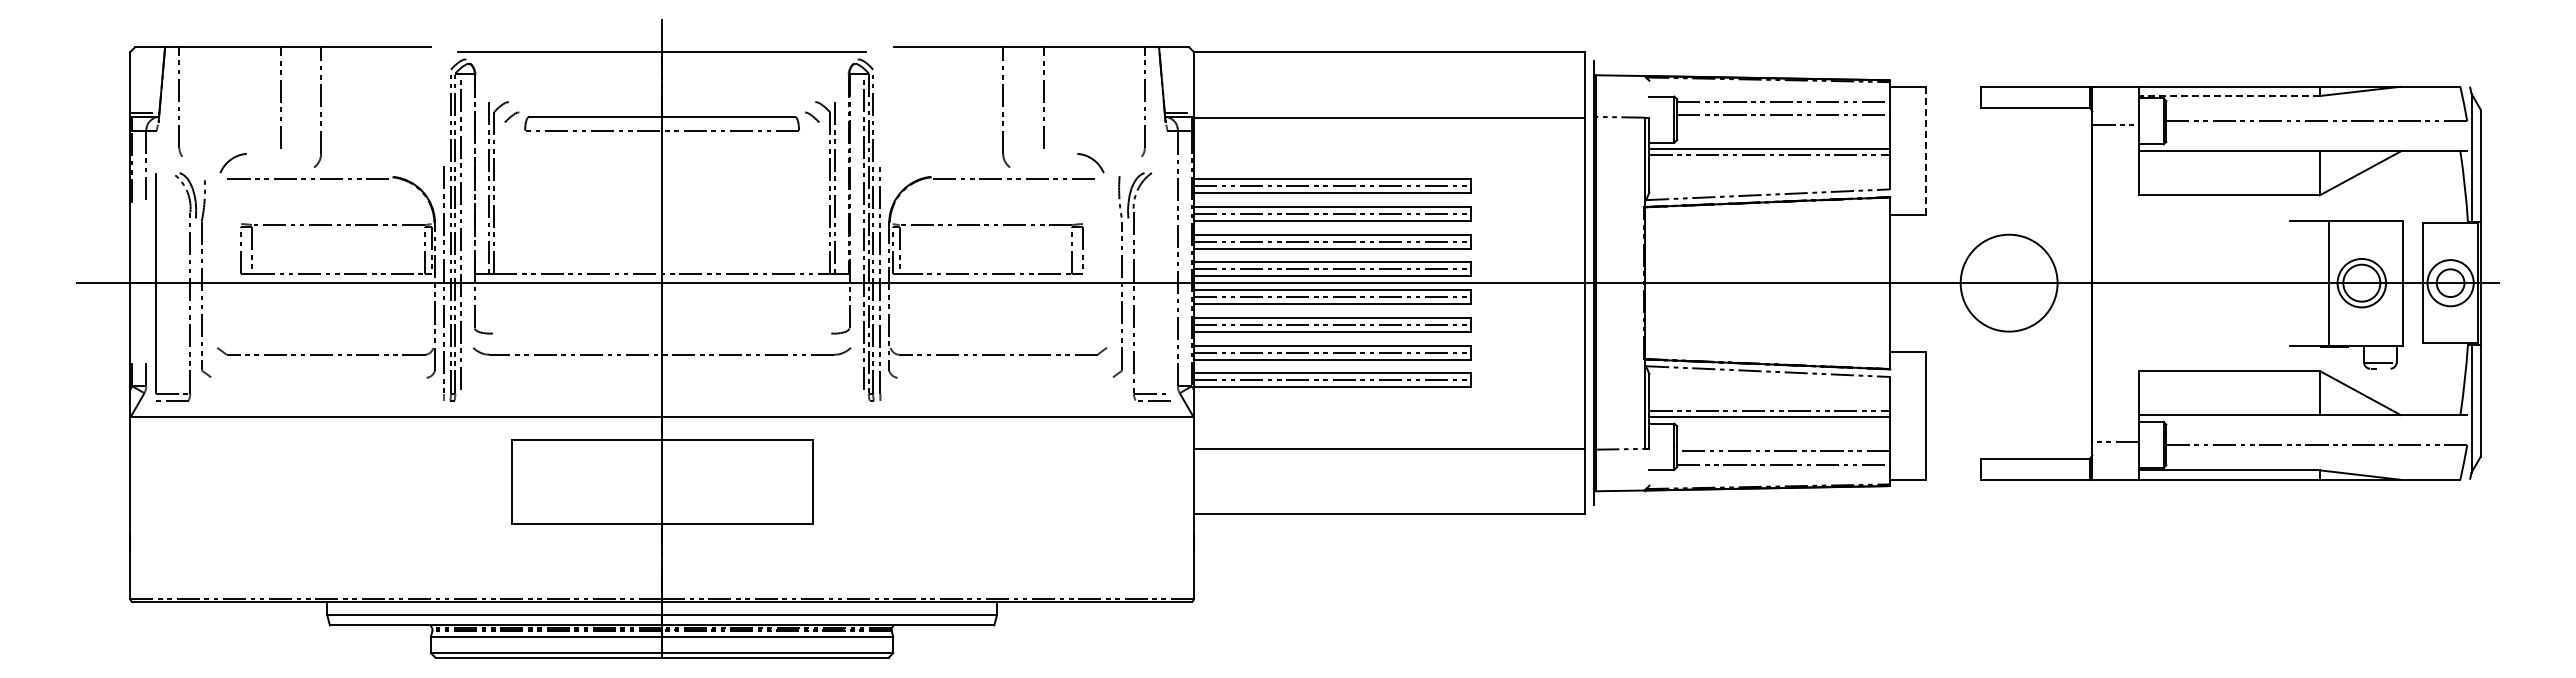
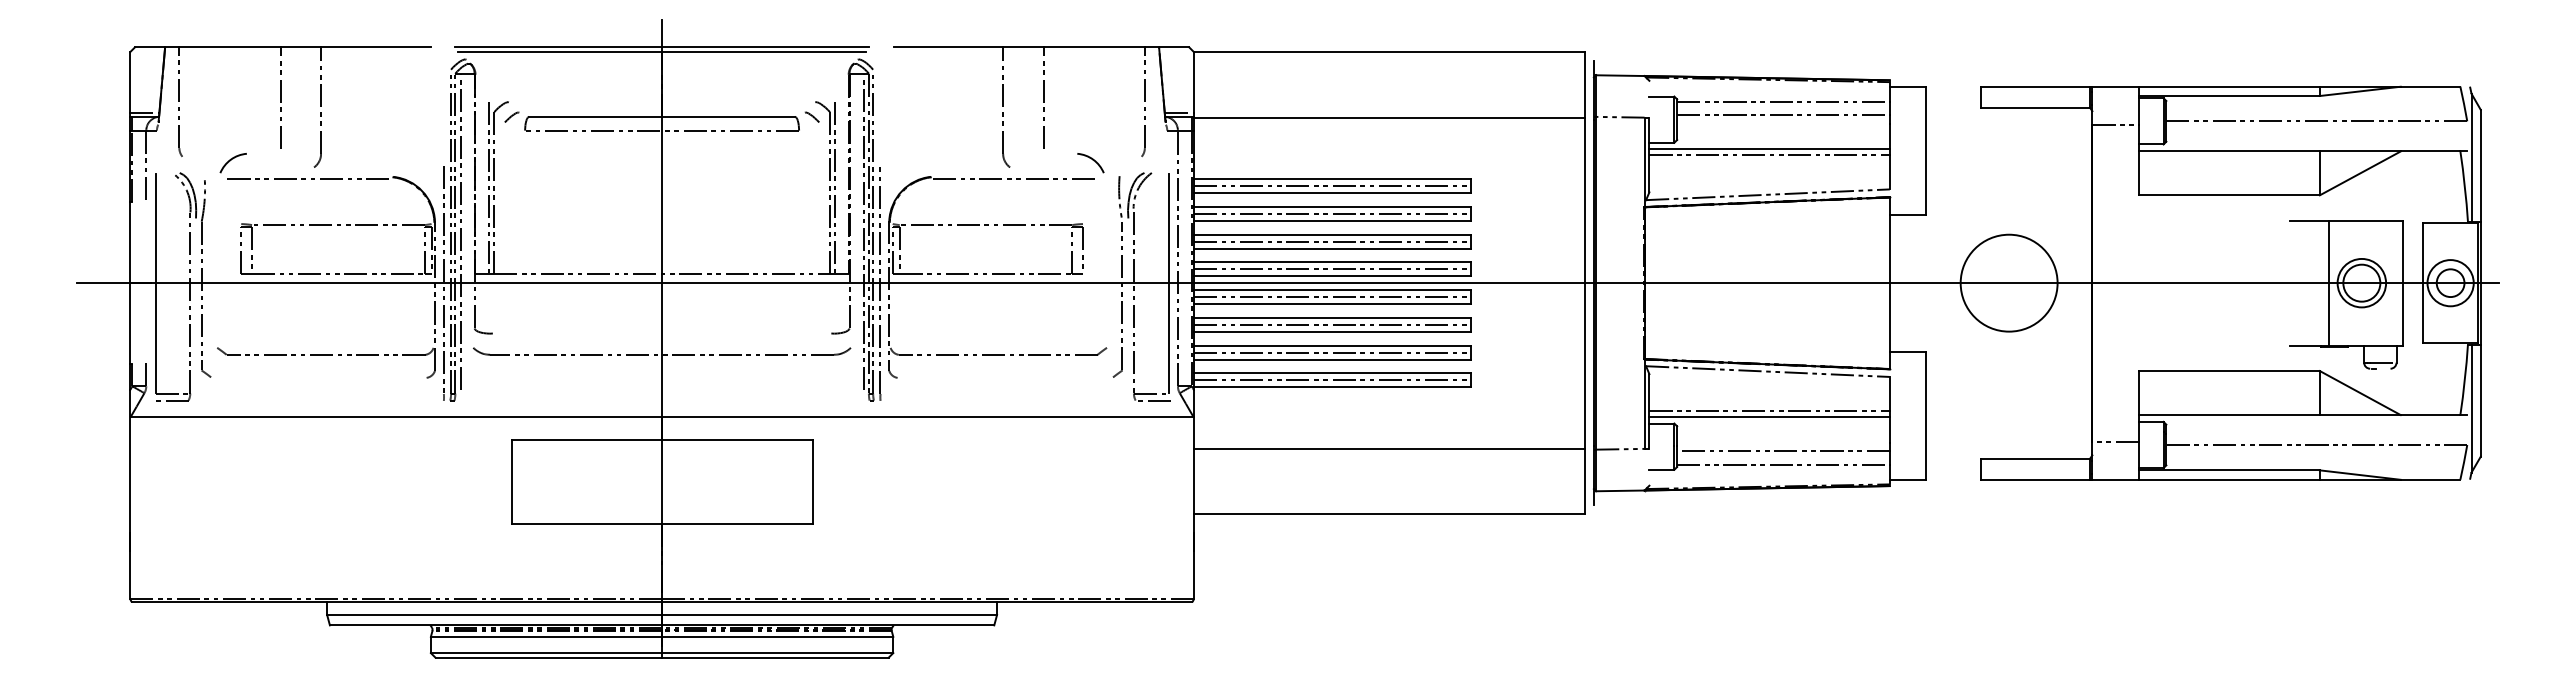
line: none -> present (661, 47)
line: dashed -> solid (2229, 96)
line: dashed -> solid (1925, 150)
line: none -> present (1168, 283)
